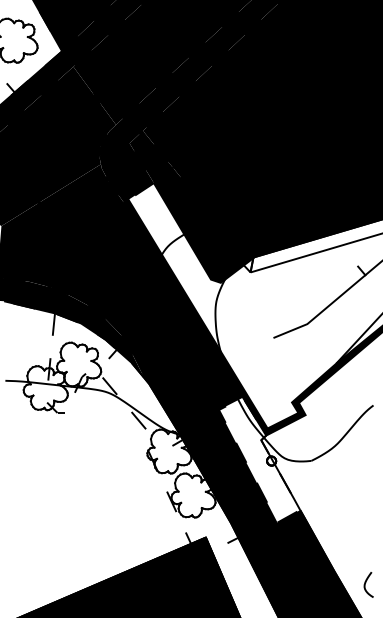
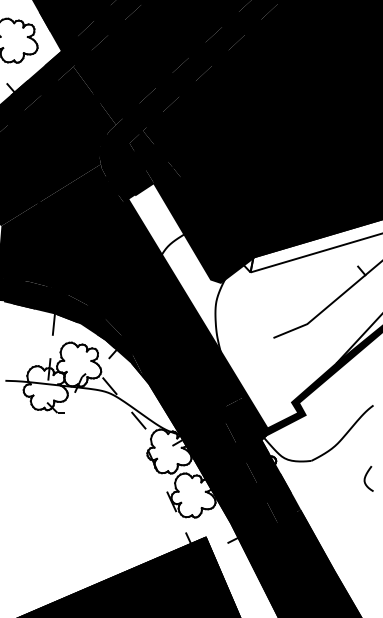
fill: none -> present (259, 459)
curve position: (366, 582) -> (366, 476) (366, 476)
